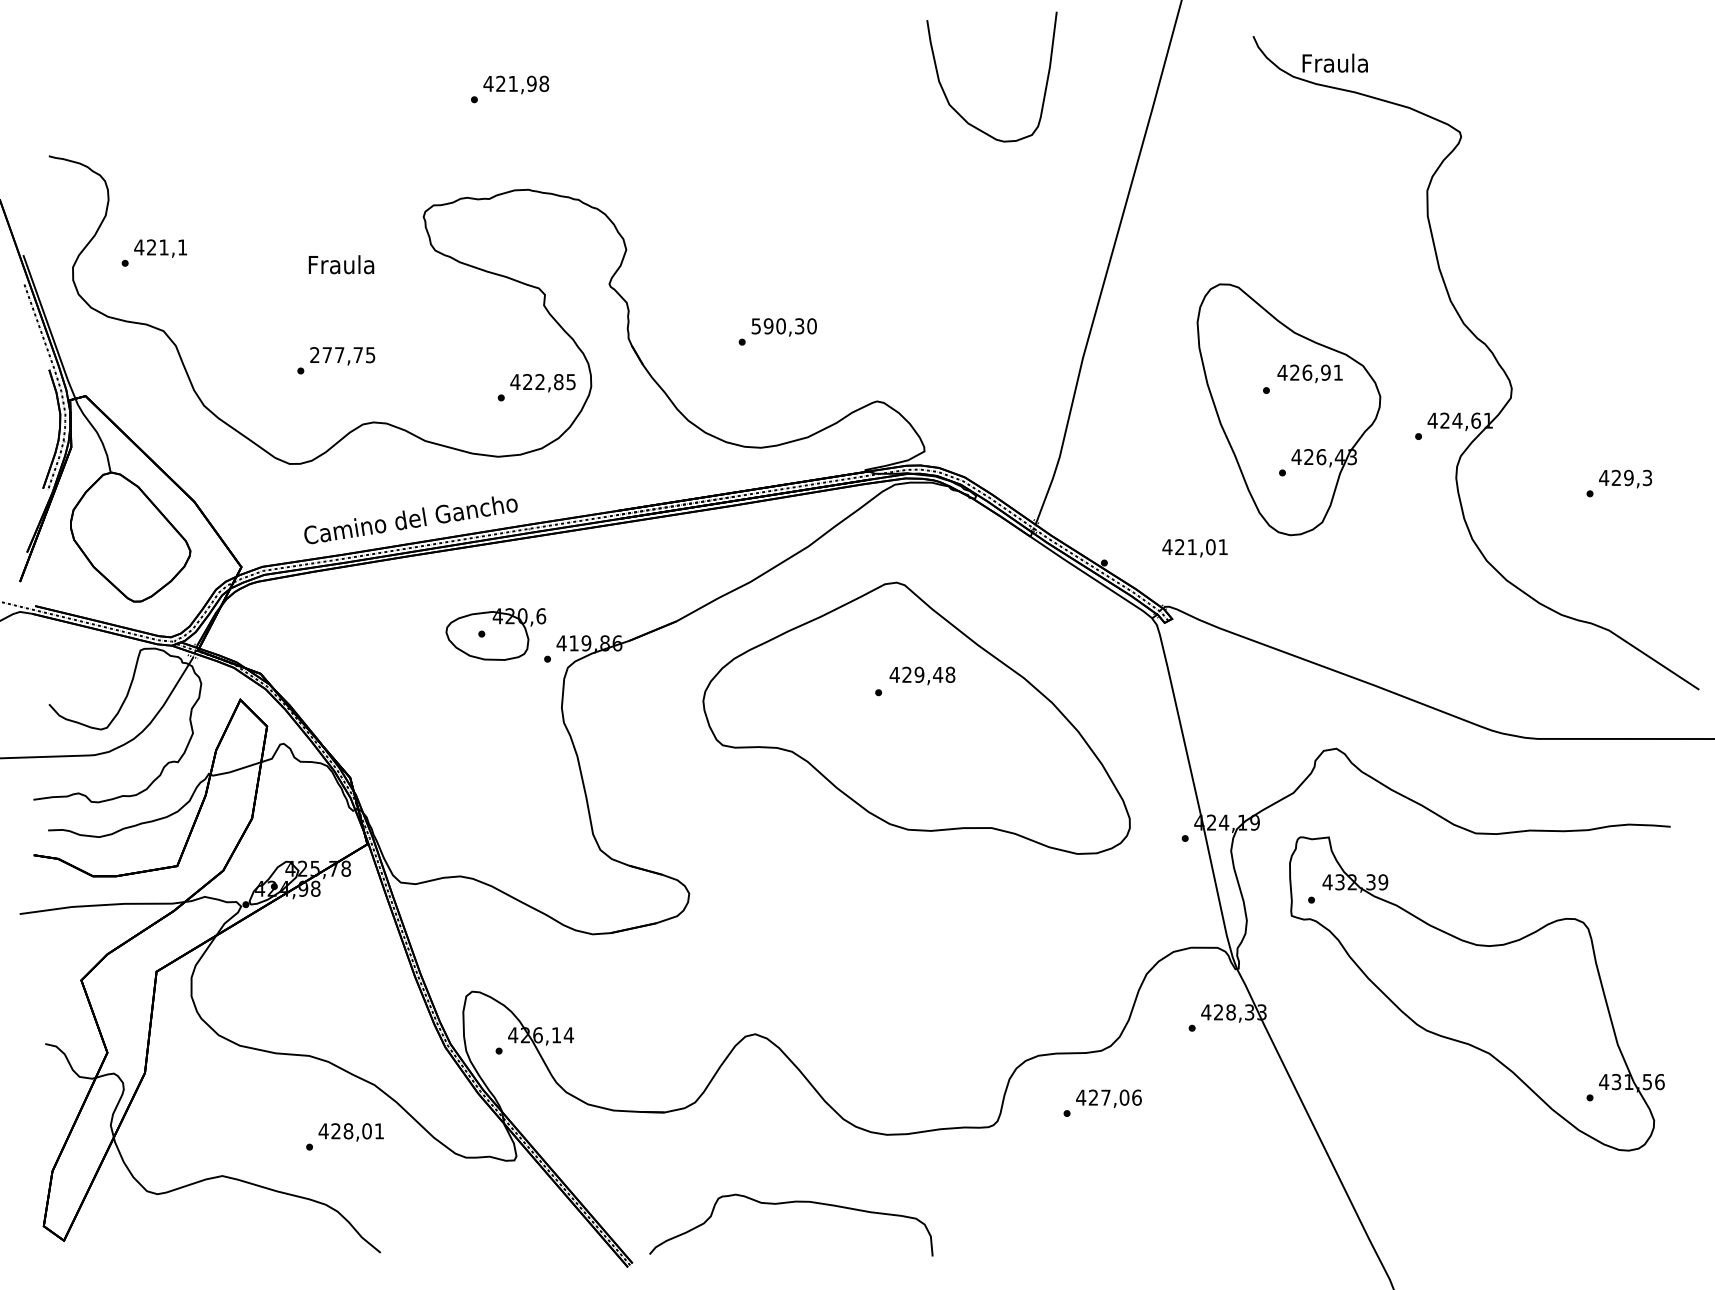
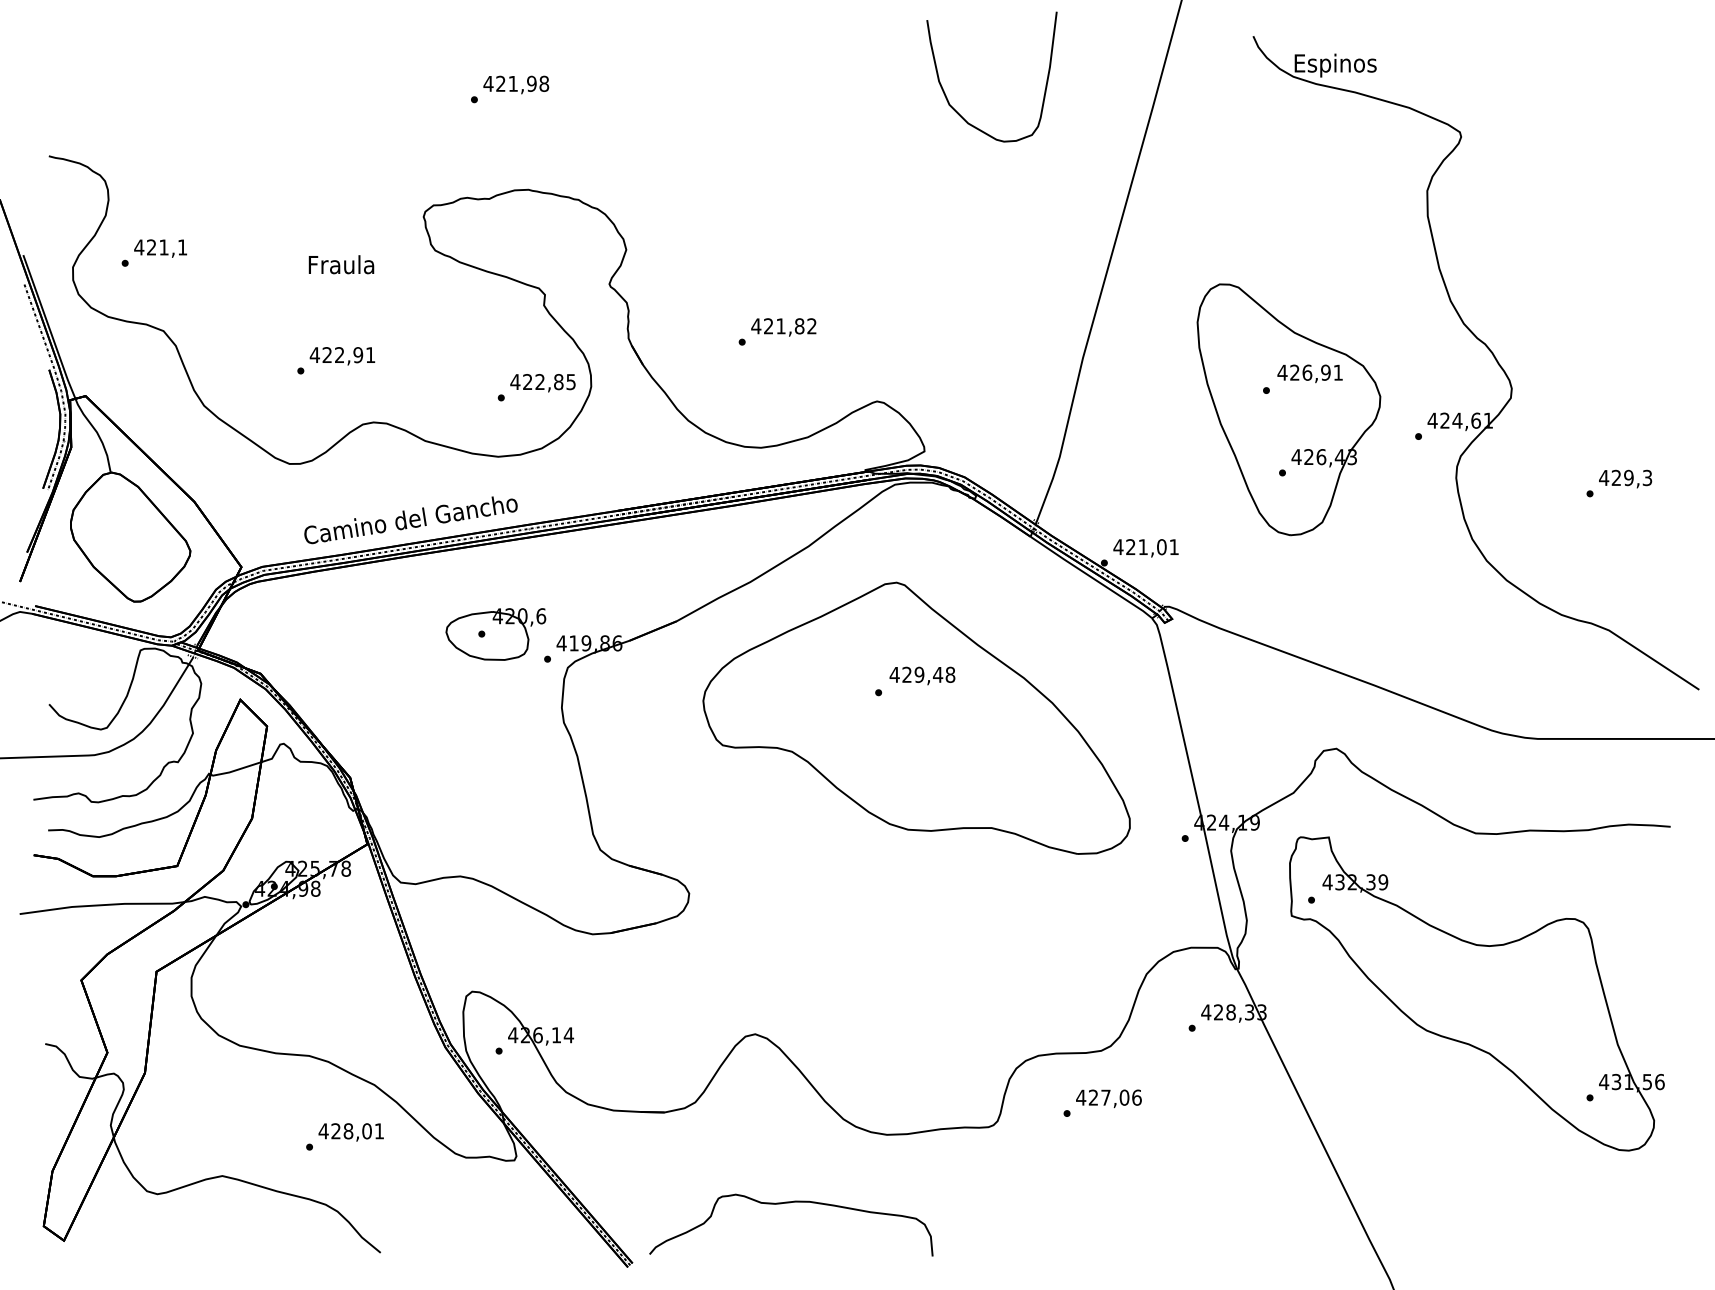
text: Fraula -> Espinos (1335, 65)
text: 590,30 -> 421,82 (783, 326)
text: 277,75 -> 422,91 (342, 355)
text position: (1194, 548) -> (1145, 548) (1145, 548)
